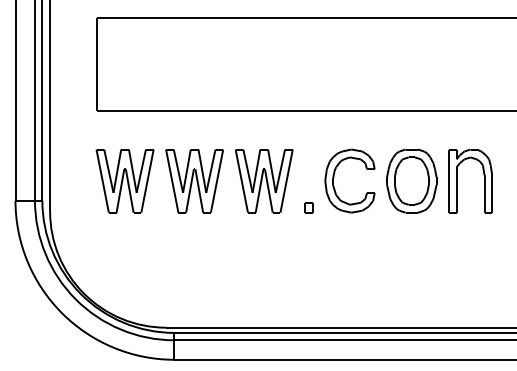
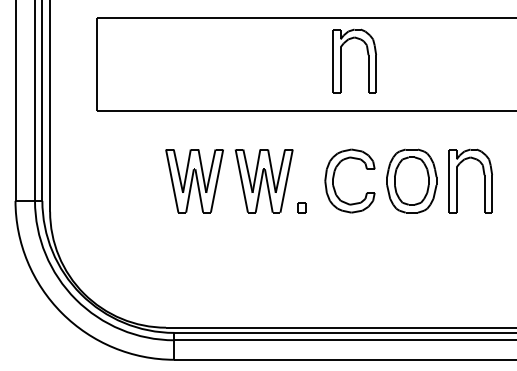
part: none -> present (341, 60)
part: present -> none (124, 181)
part position: (308, 207) -> (301, 207) (301, 207)
